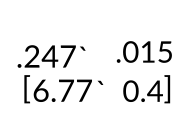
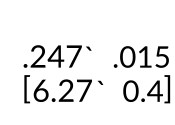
text position: (144, 51) -> (141, 56) (141, 56)
text position: (51, 56) -> (57, 56) (57, 56)
text: 6.77 -> 6.27 (65, 90)
